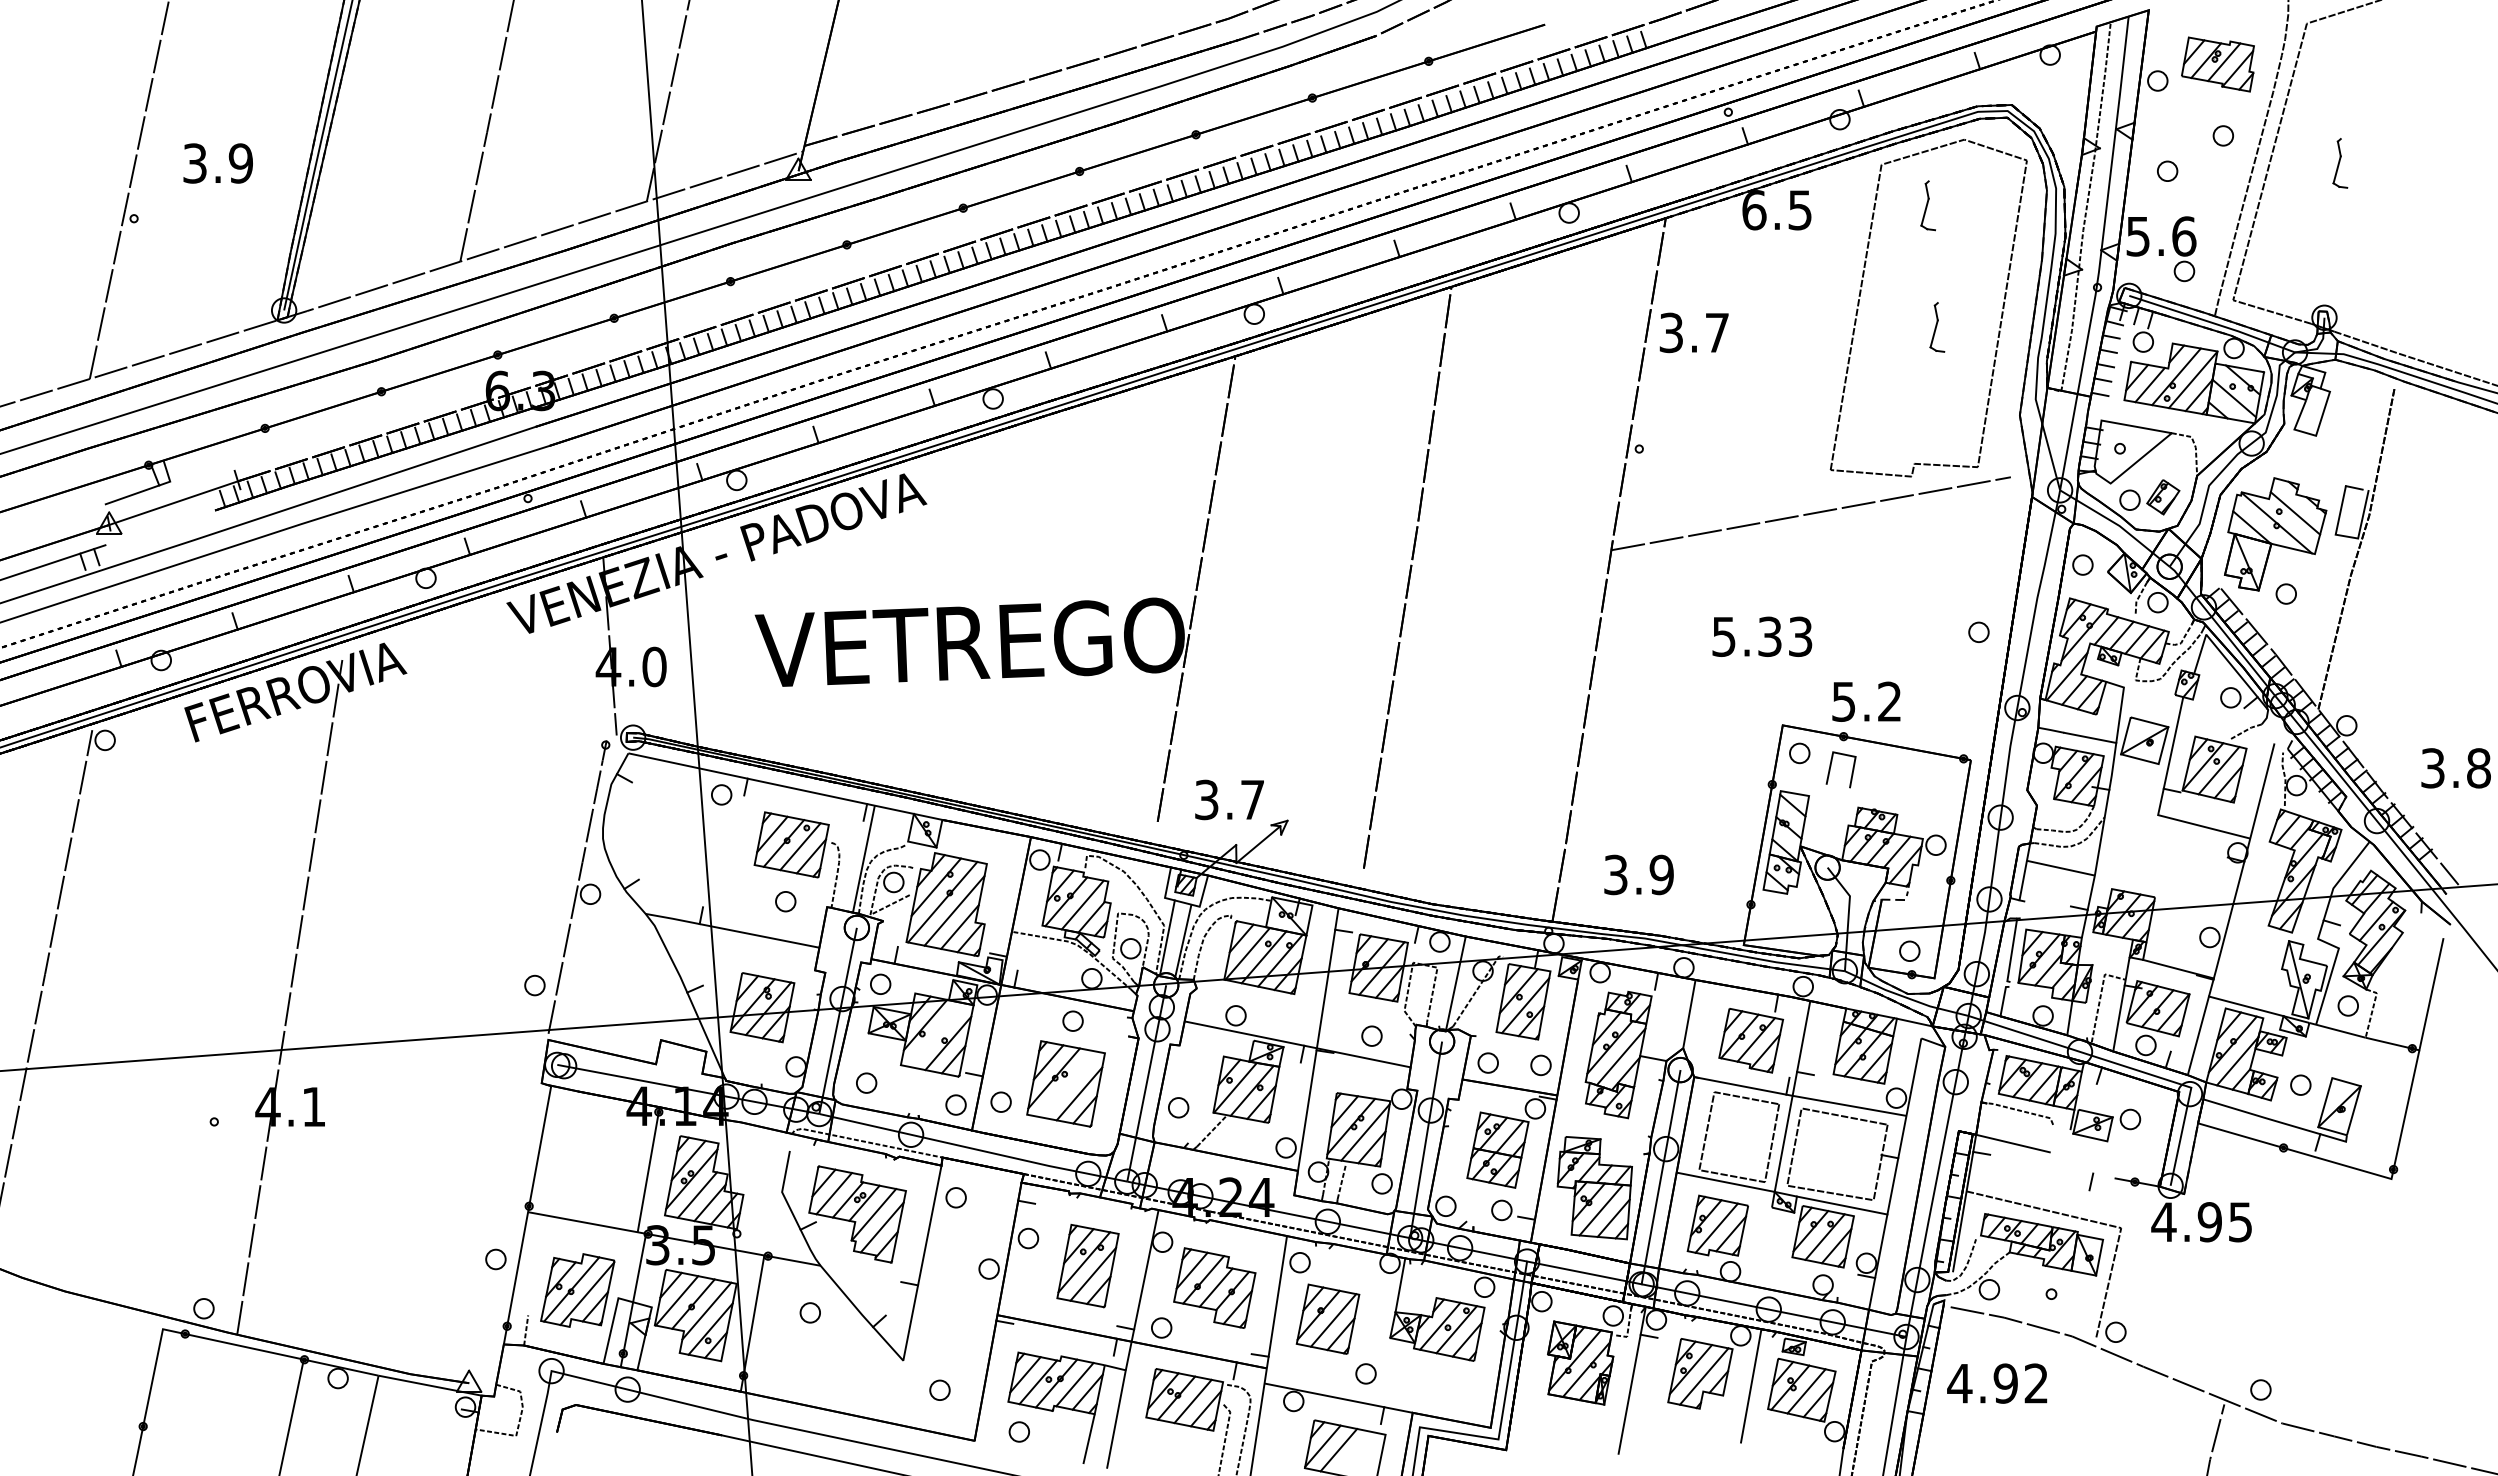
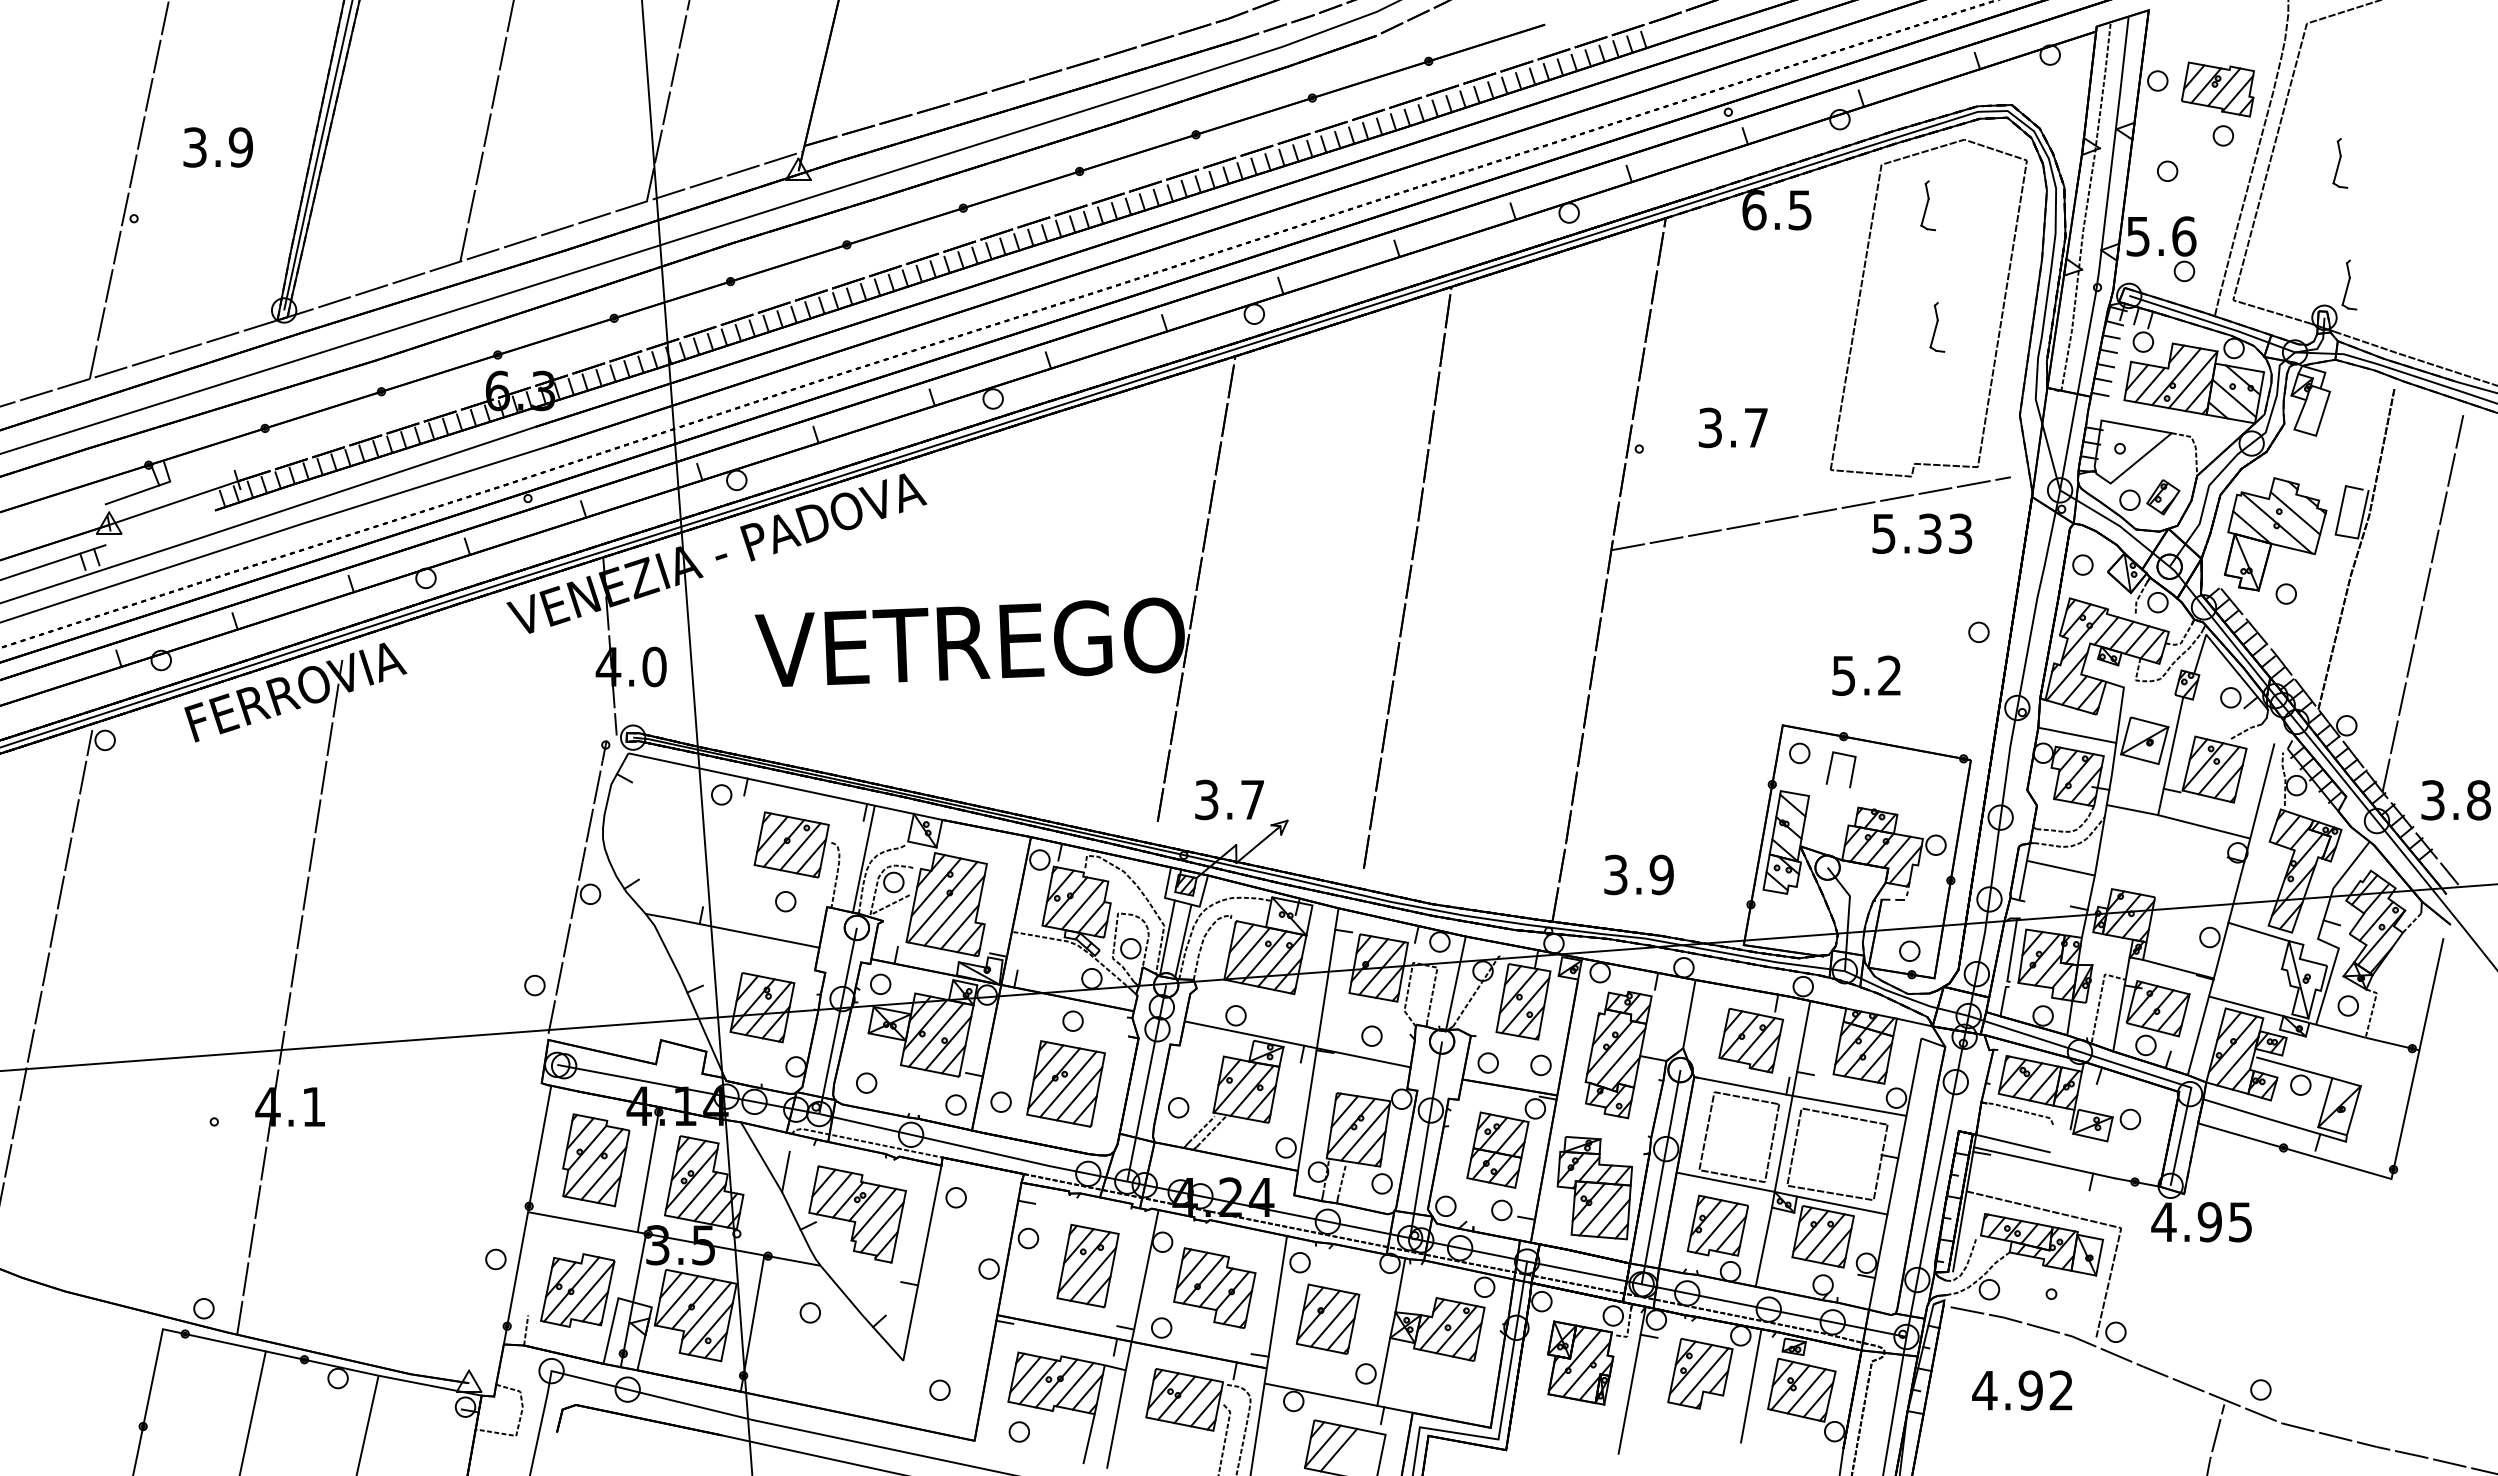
part position: (2217, 64) -> (2217, 89) (2217, 89)
text position: (217, 163) -> (217, 147) (217, 147)
part: none -> present (2349, 284)
text position: (1693, 332) -> (1732, 427) (1732, 427)
line: none -> present (2422, 603)
text position: (1762, 636) -> (1922, 533) (1922, 533)
text position: (1866, 701) -> (1866, 675) (1866, 675)
text position: (2455, 768) -> (2455, 800) (2455, 800)
line: none -> present (2132, 810)
line: none -> present (2411, 922)
line: none -> present (2258, 931)
line: none -> present (935, 1034)
line: none -> present (2294, 1067)
line: none -> present (1068, 1084)
line: none -> present (1201, 1129)
line: none -> present (761, 1157)
part: none -> present (596, 1160)
line: none -> present (2044, 1162)
line: none -> present (1763, 1246)
line: none -> present (1383, 1371)
text position: (1997, 1383) -> (2022, 1390) (2022, 1390)
line position: (291, 1415) -> (252, 1411) (252, 1411)
